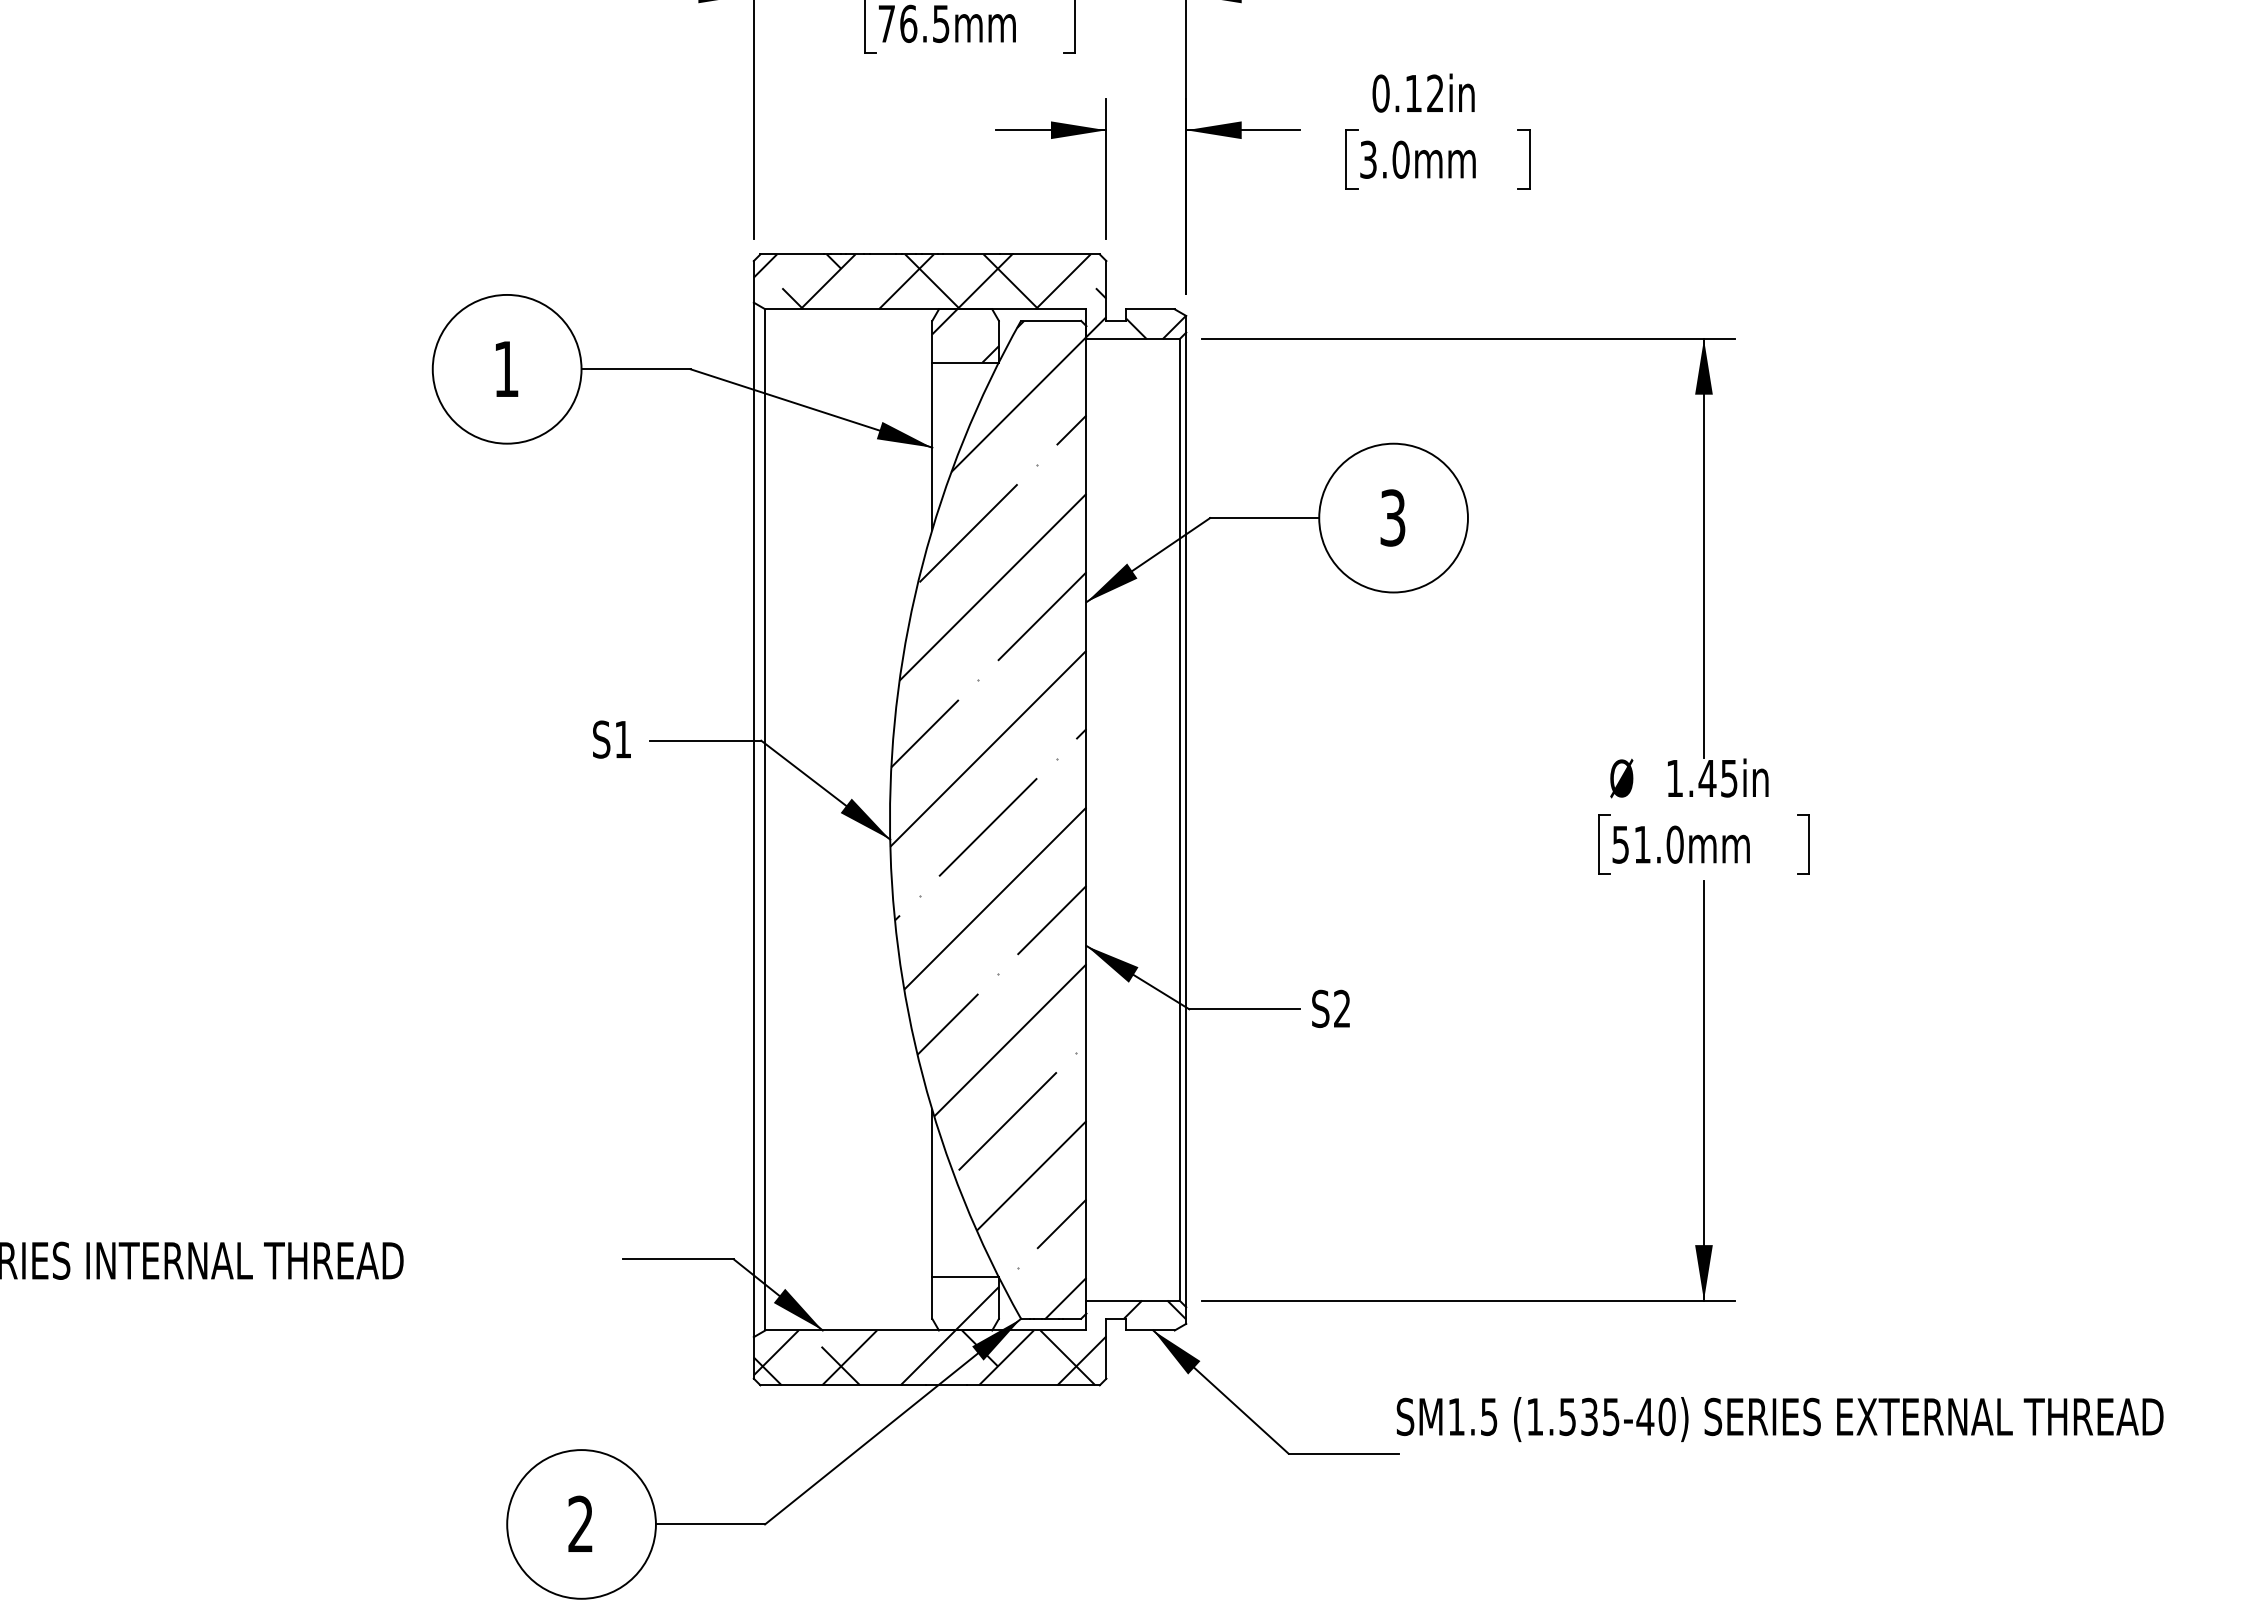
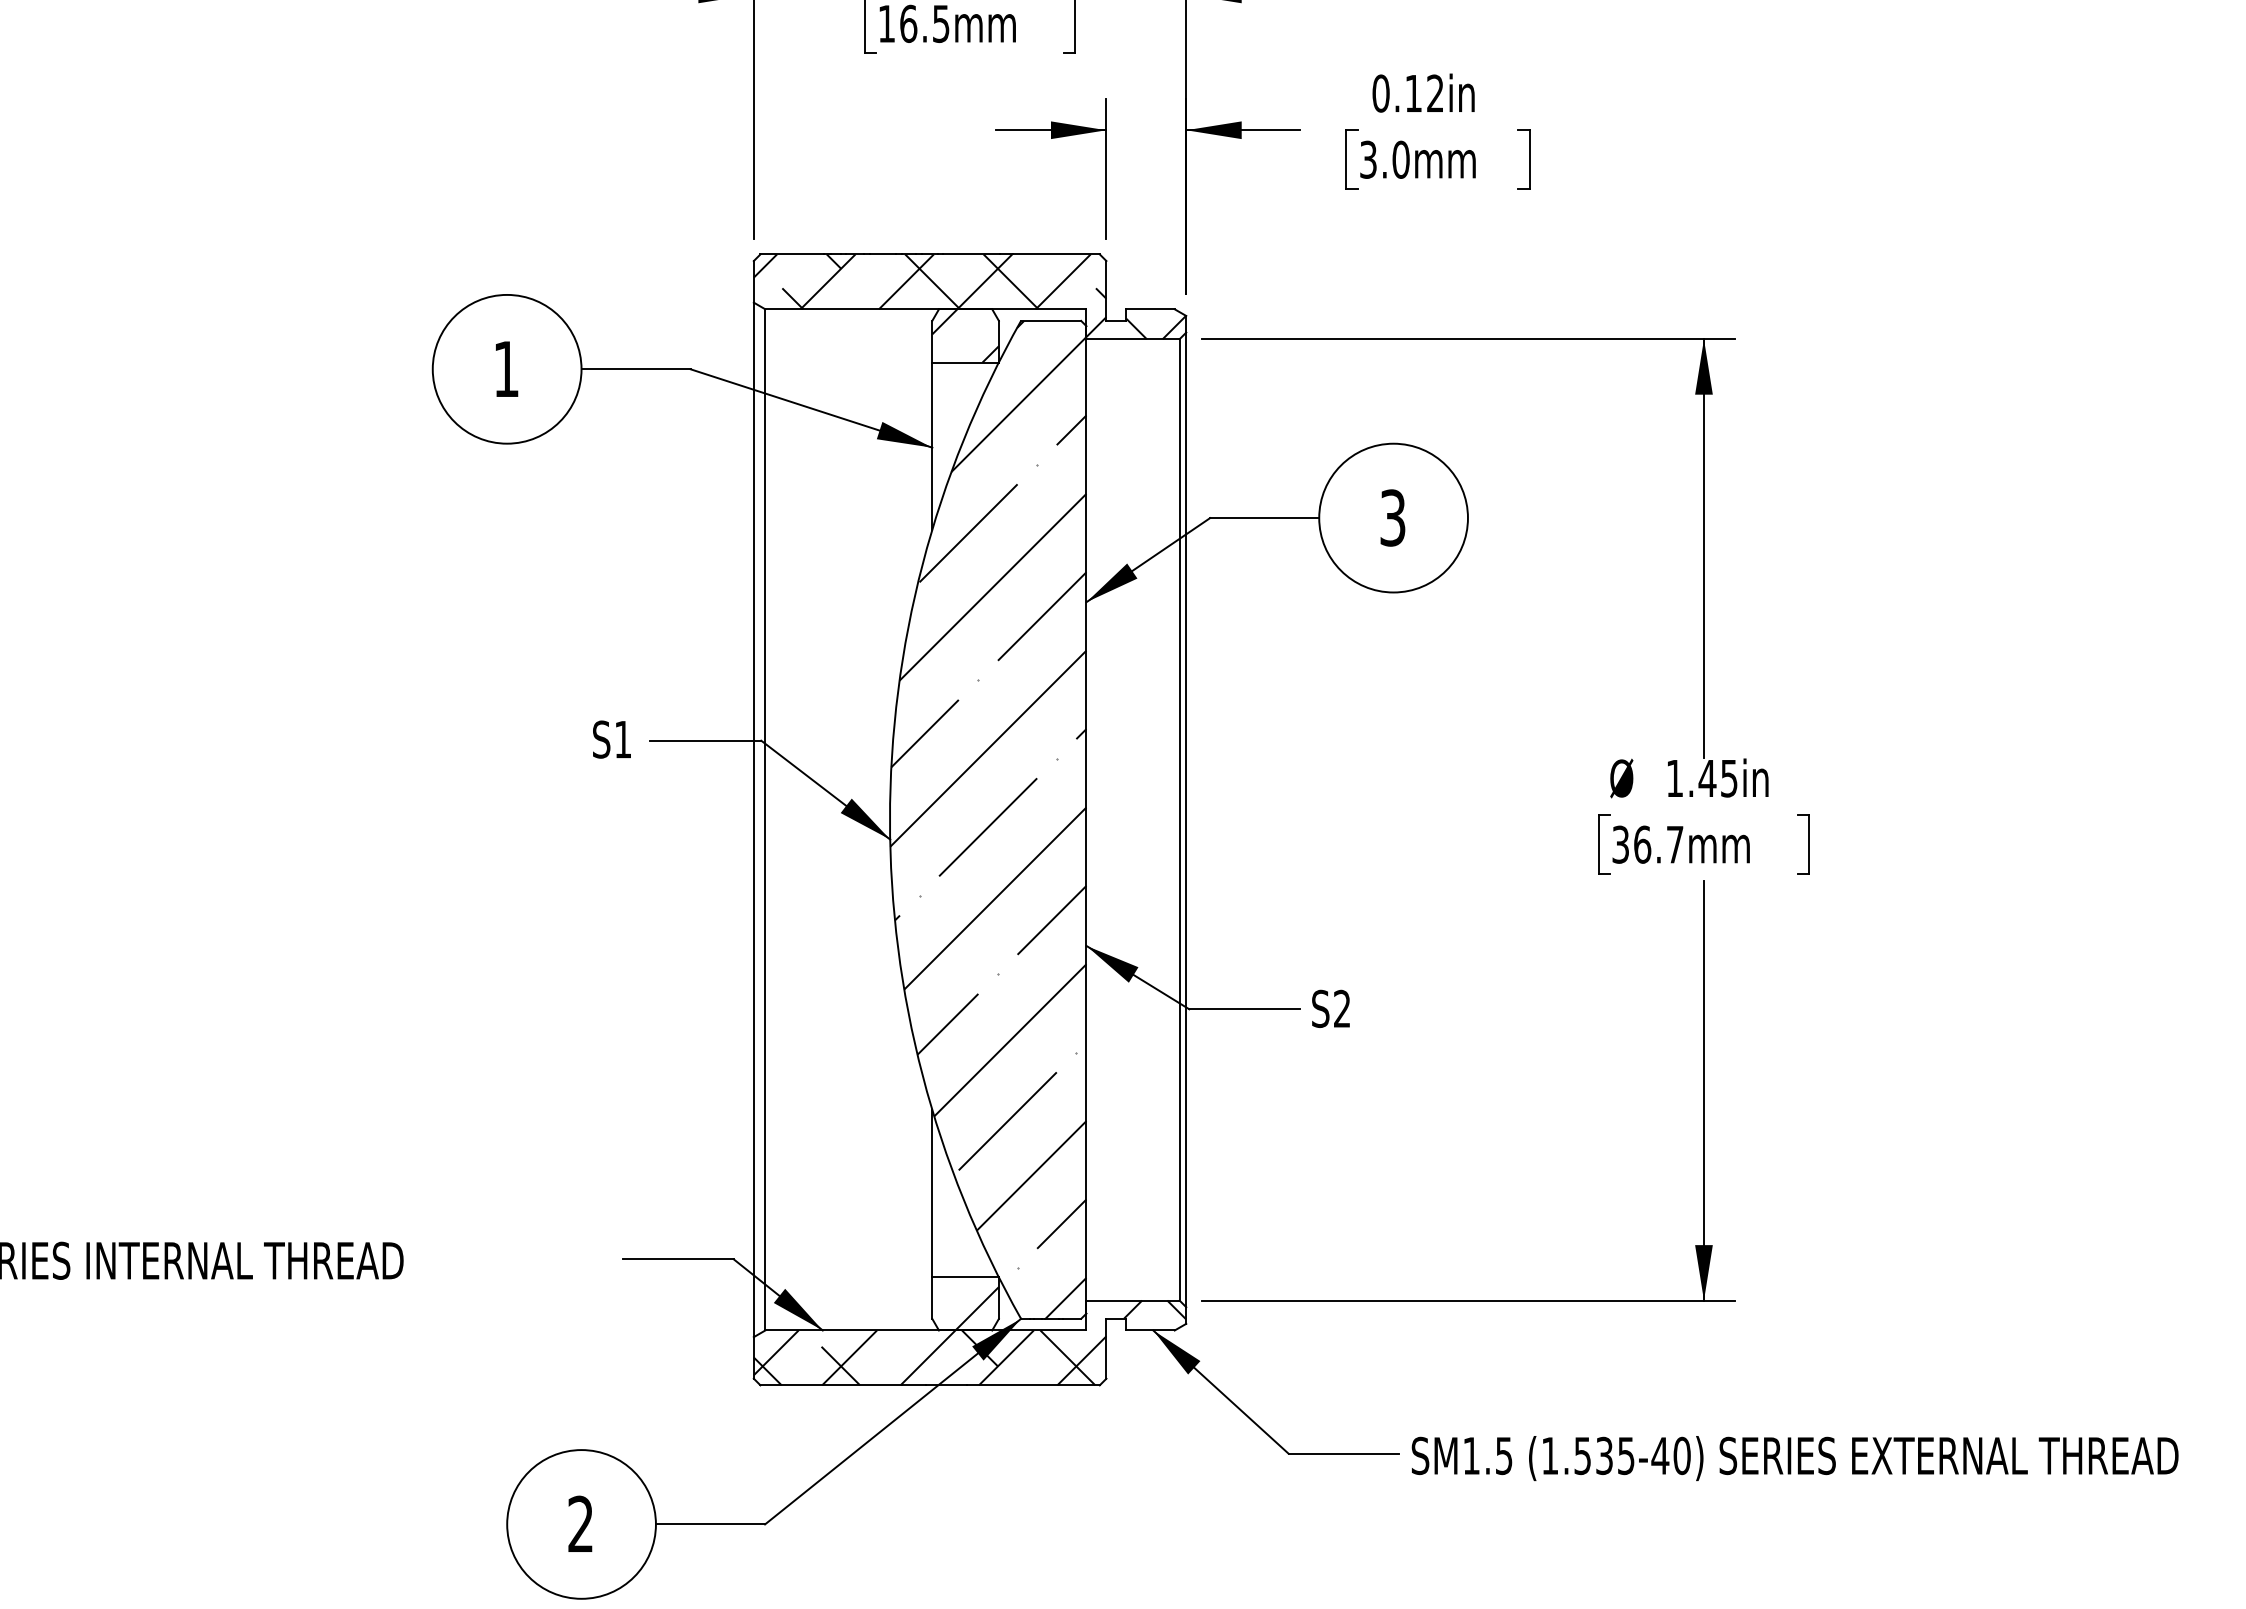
text: 76.5mm -> 16.5mm (886, 23)
text: 51.0mm -> 36.7mm (1648, 844)
text position: (1779, 1419) -> (1794, 1458) (1794, 1458)
